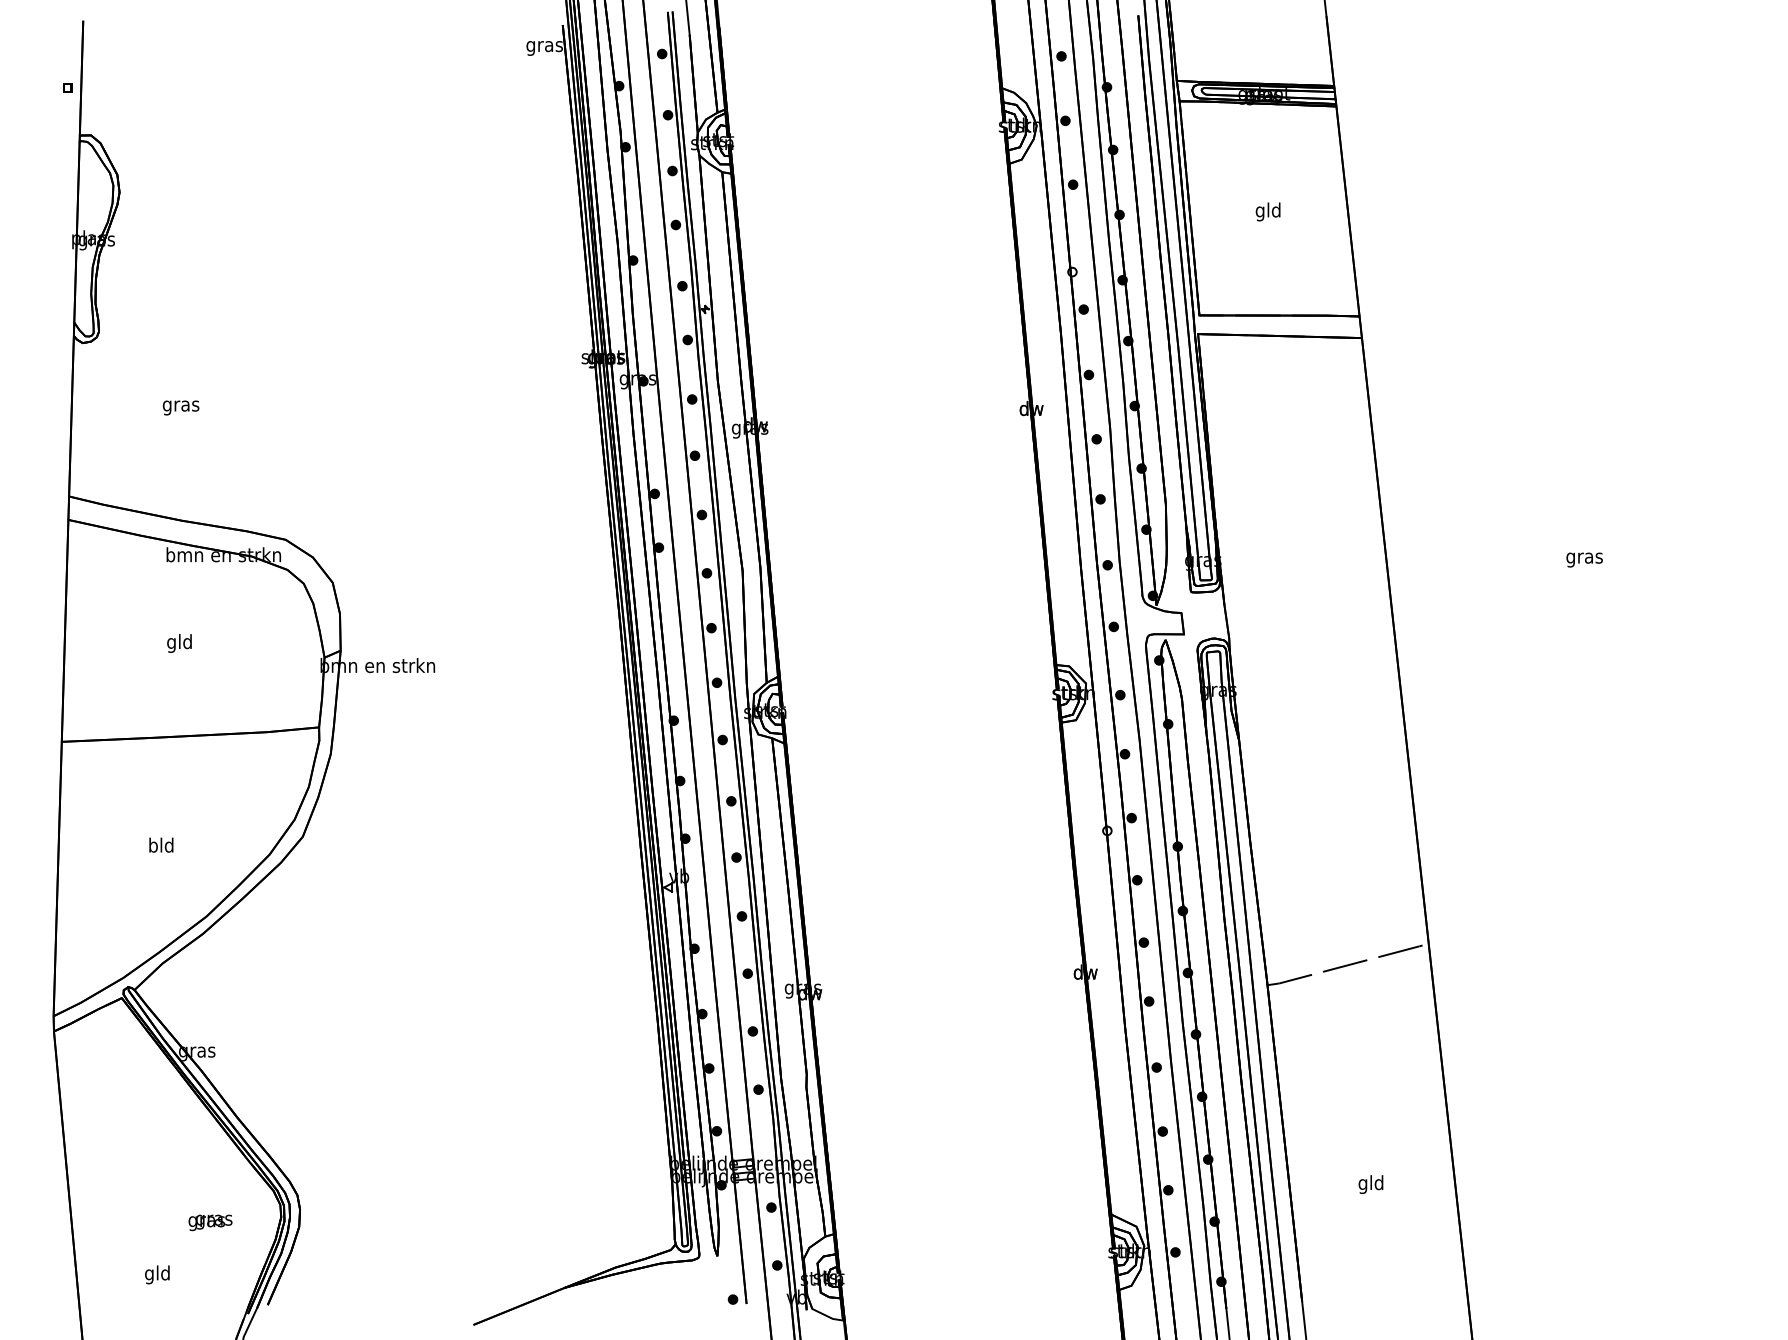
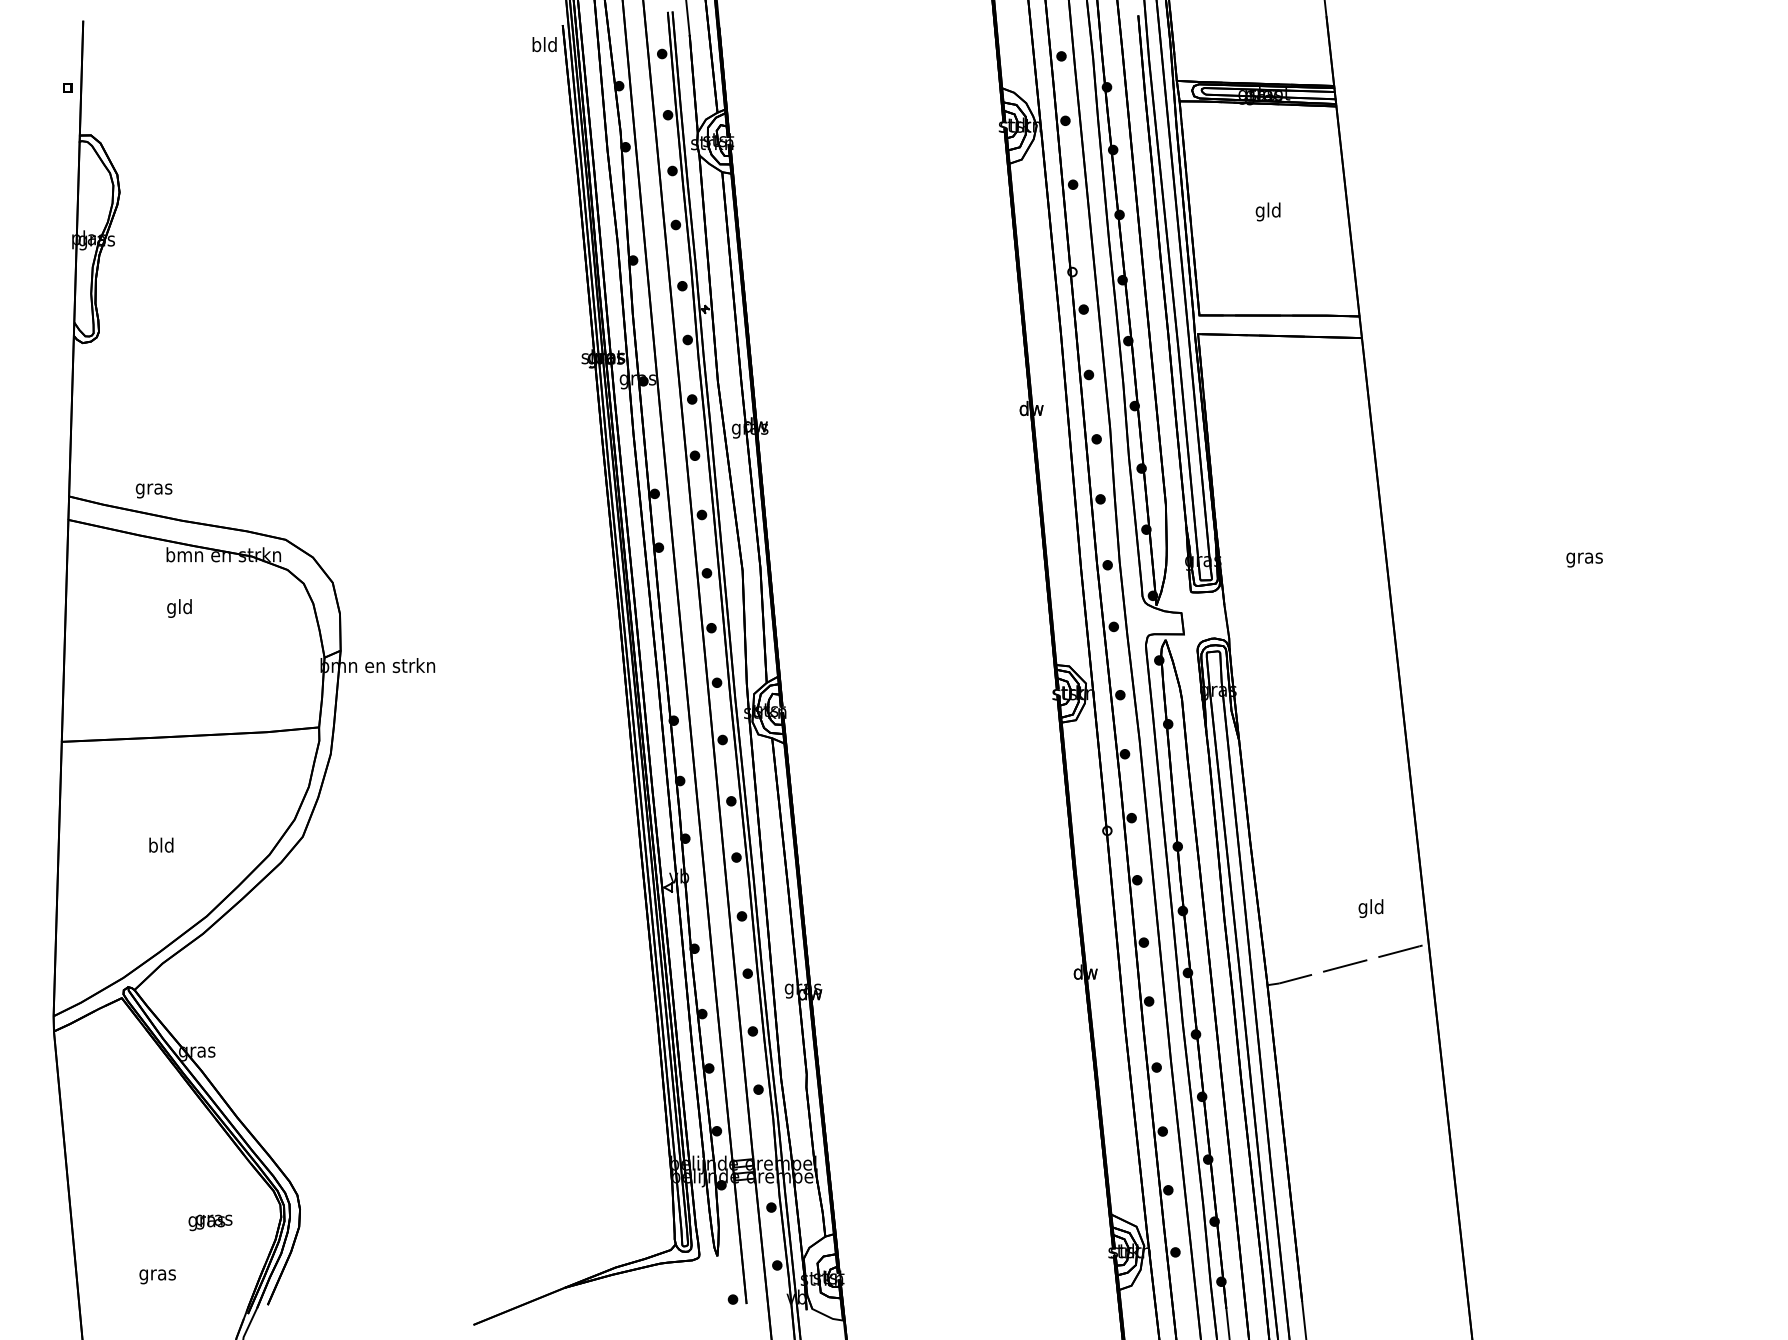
text: gras -> bld (544, 46)
text position: (180, 407) -> (153, 490) (153, 490)
text position: (179, 643) -> (179, 608) (179, 608)
text position: (1370, 1184) -> (1370, 908) (1370, 908)
text: gld -> gras (157, 1274)
